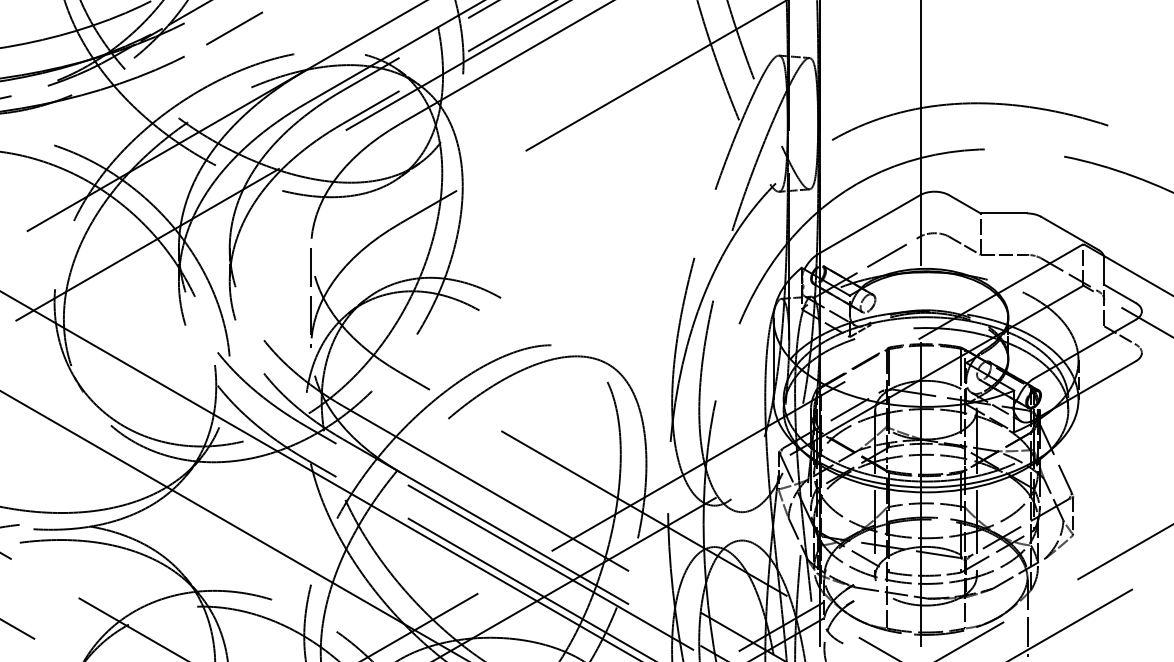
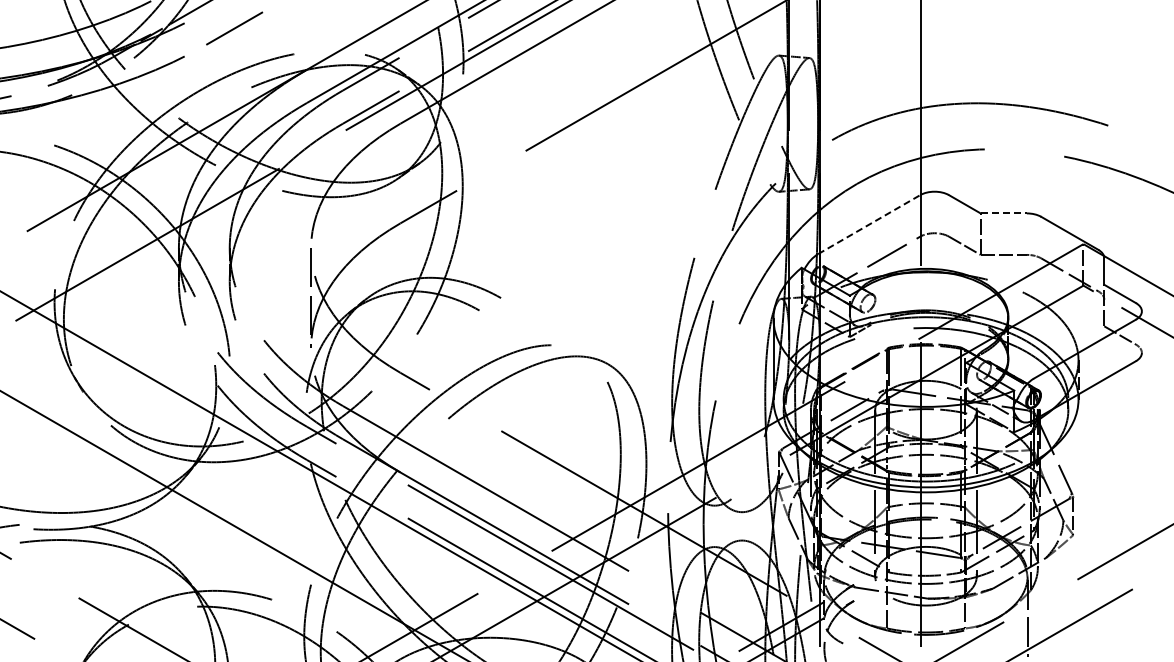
line: solid -> dashed (1004, 213)
line: solid -> dashed (869, 224)
